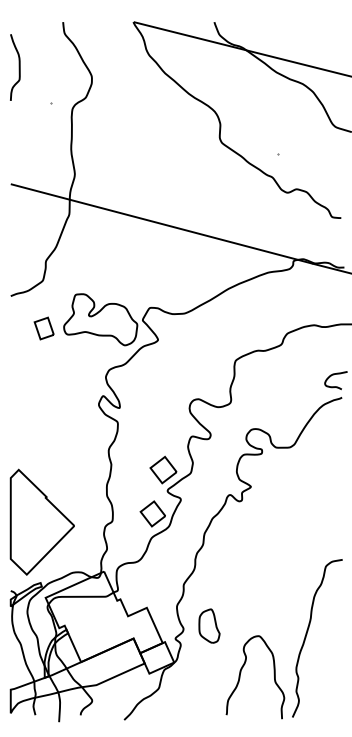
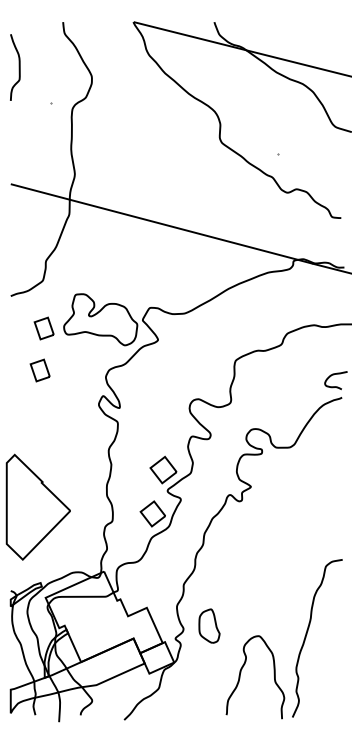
part: none -> present (39, 370)
part position: (41, 521) -> (37, 506) (37, 506)
